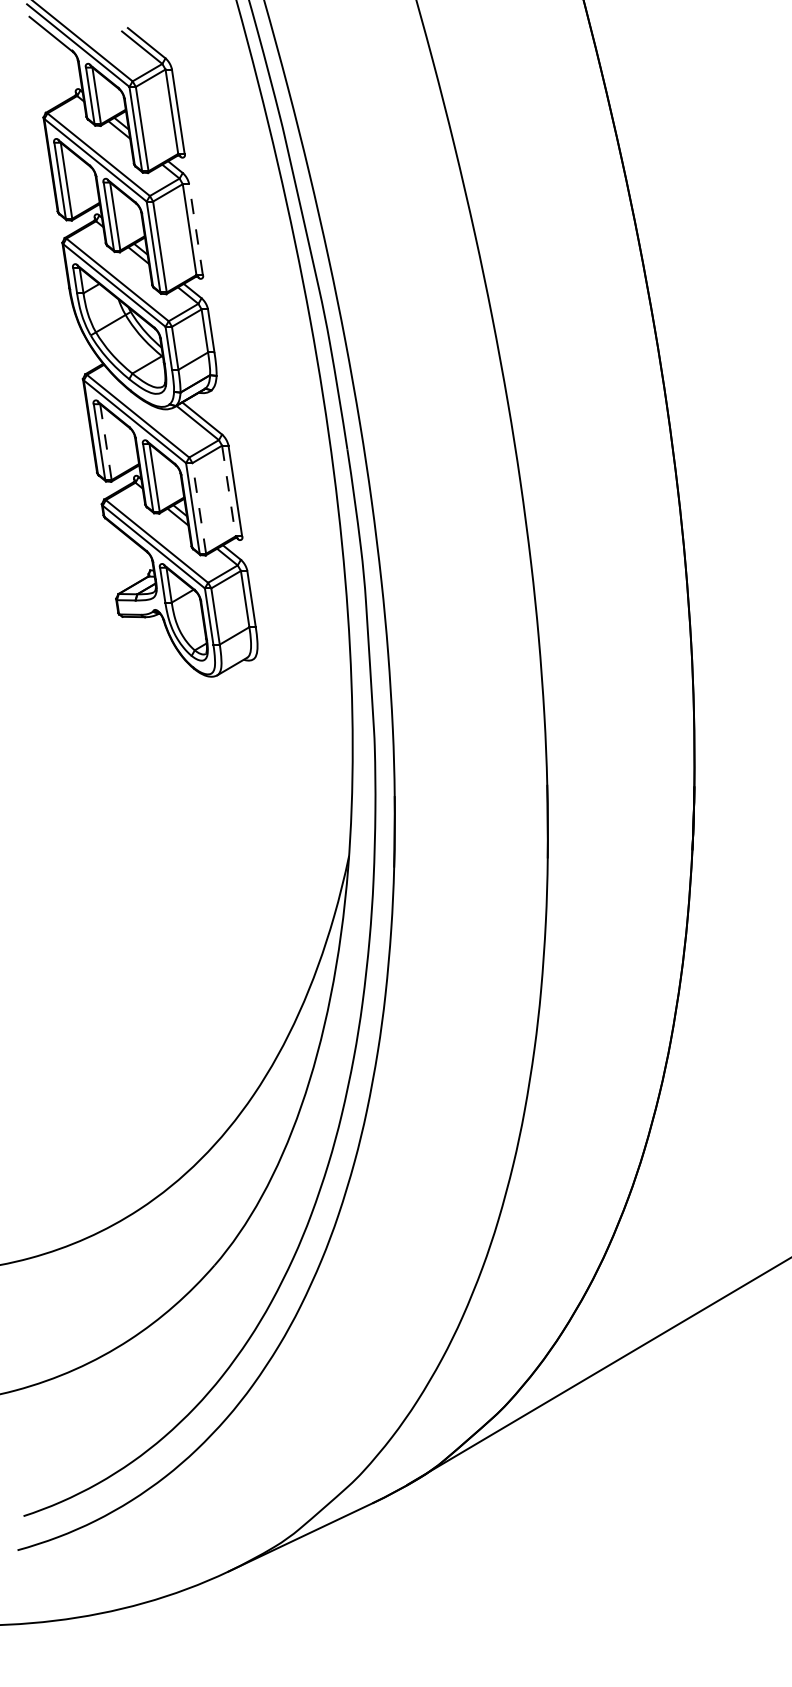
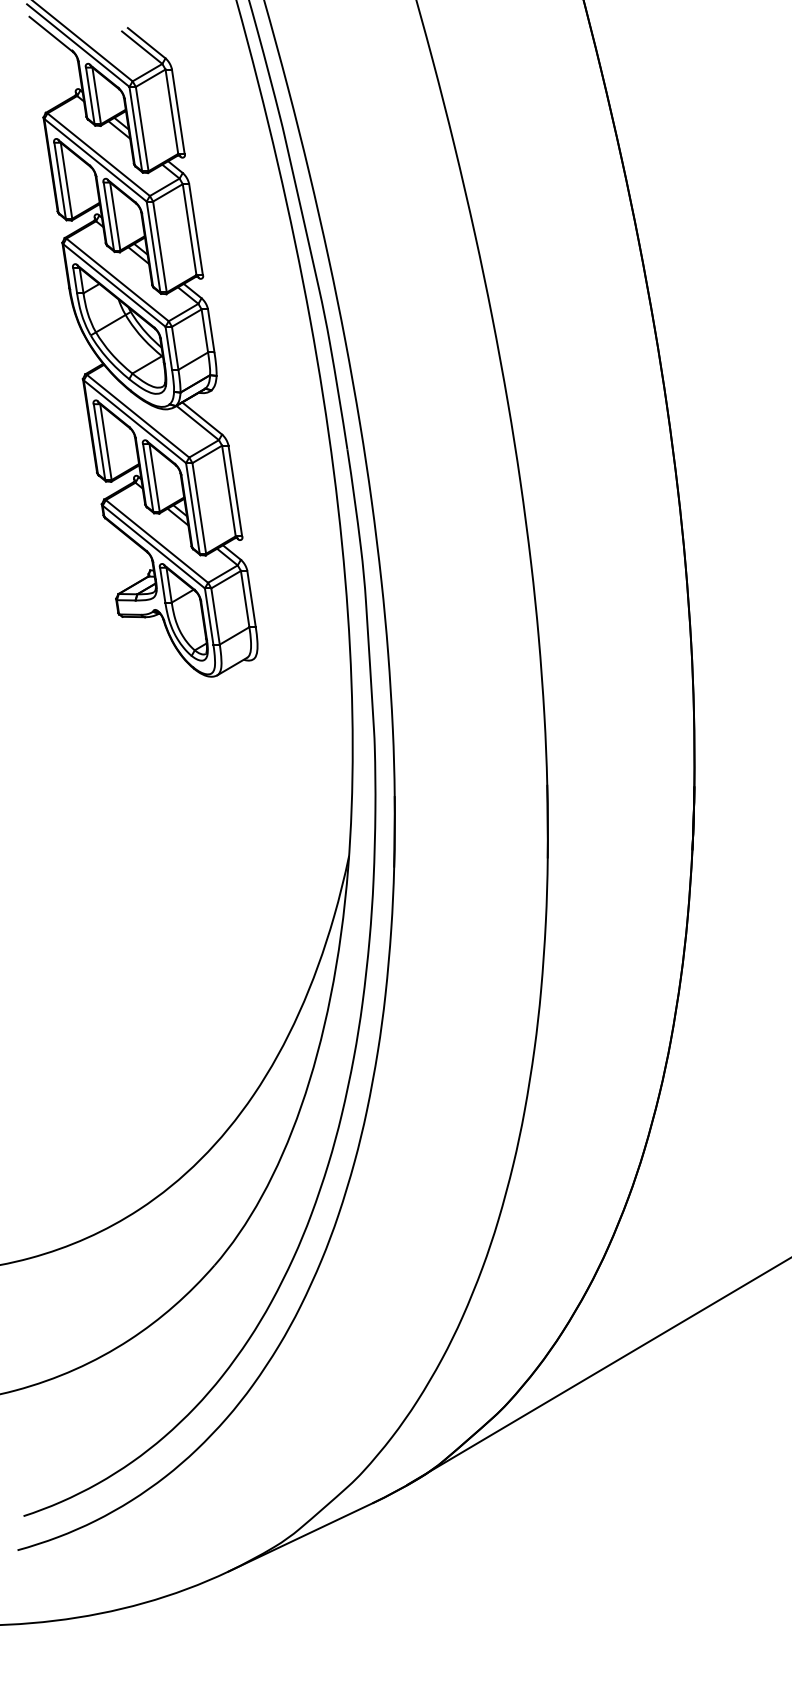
line: dashed -> solid (196, 229)
line: dashed -> solid (105, 441)
line: dashed -> solid (228, 491)
line: dashed -> solid (199, 508)
